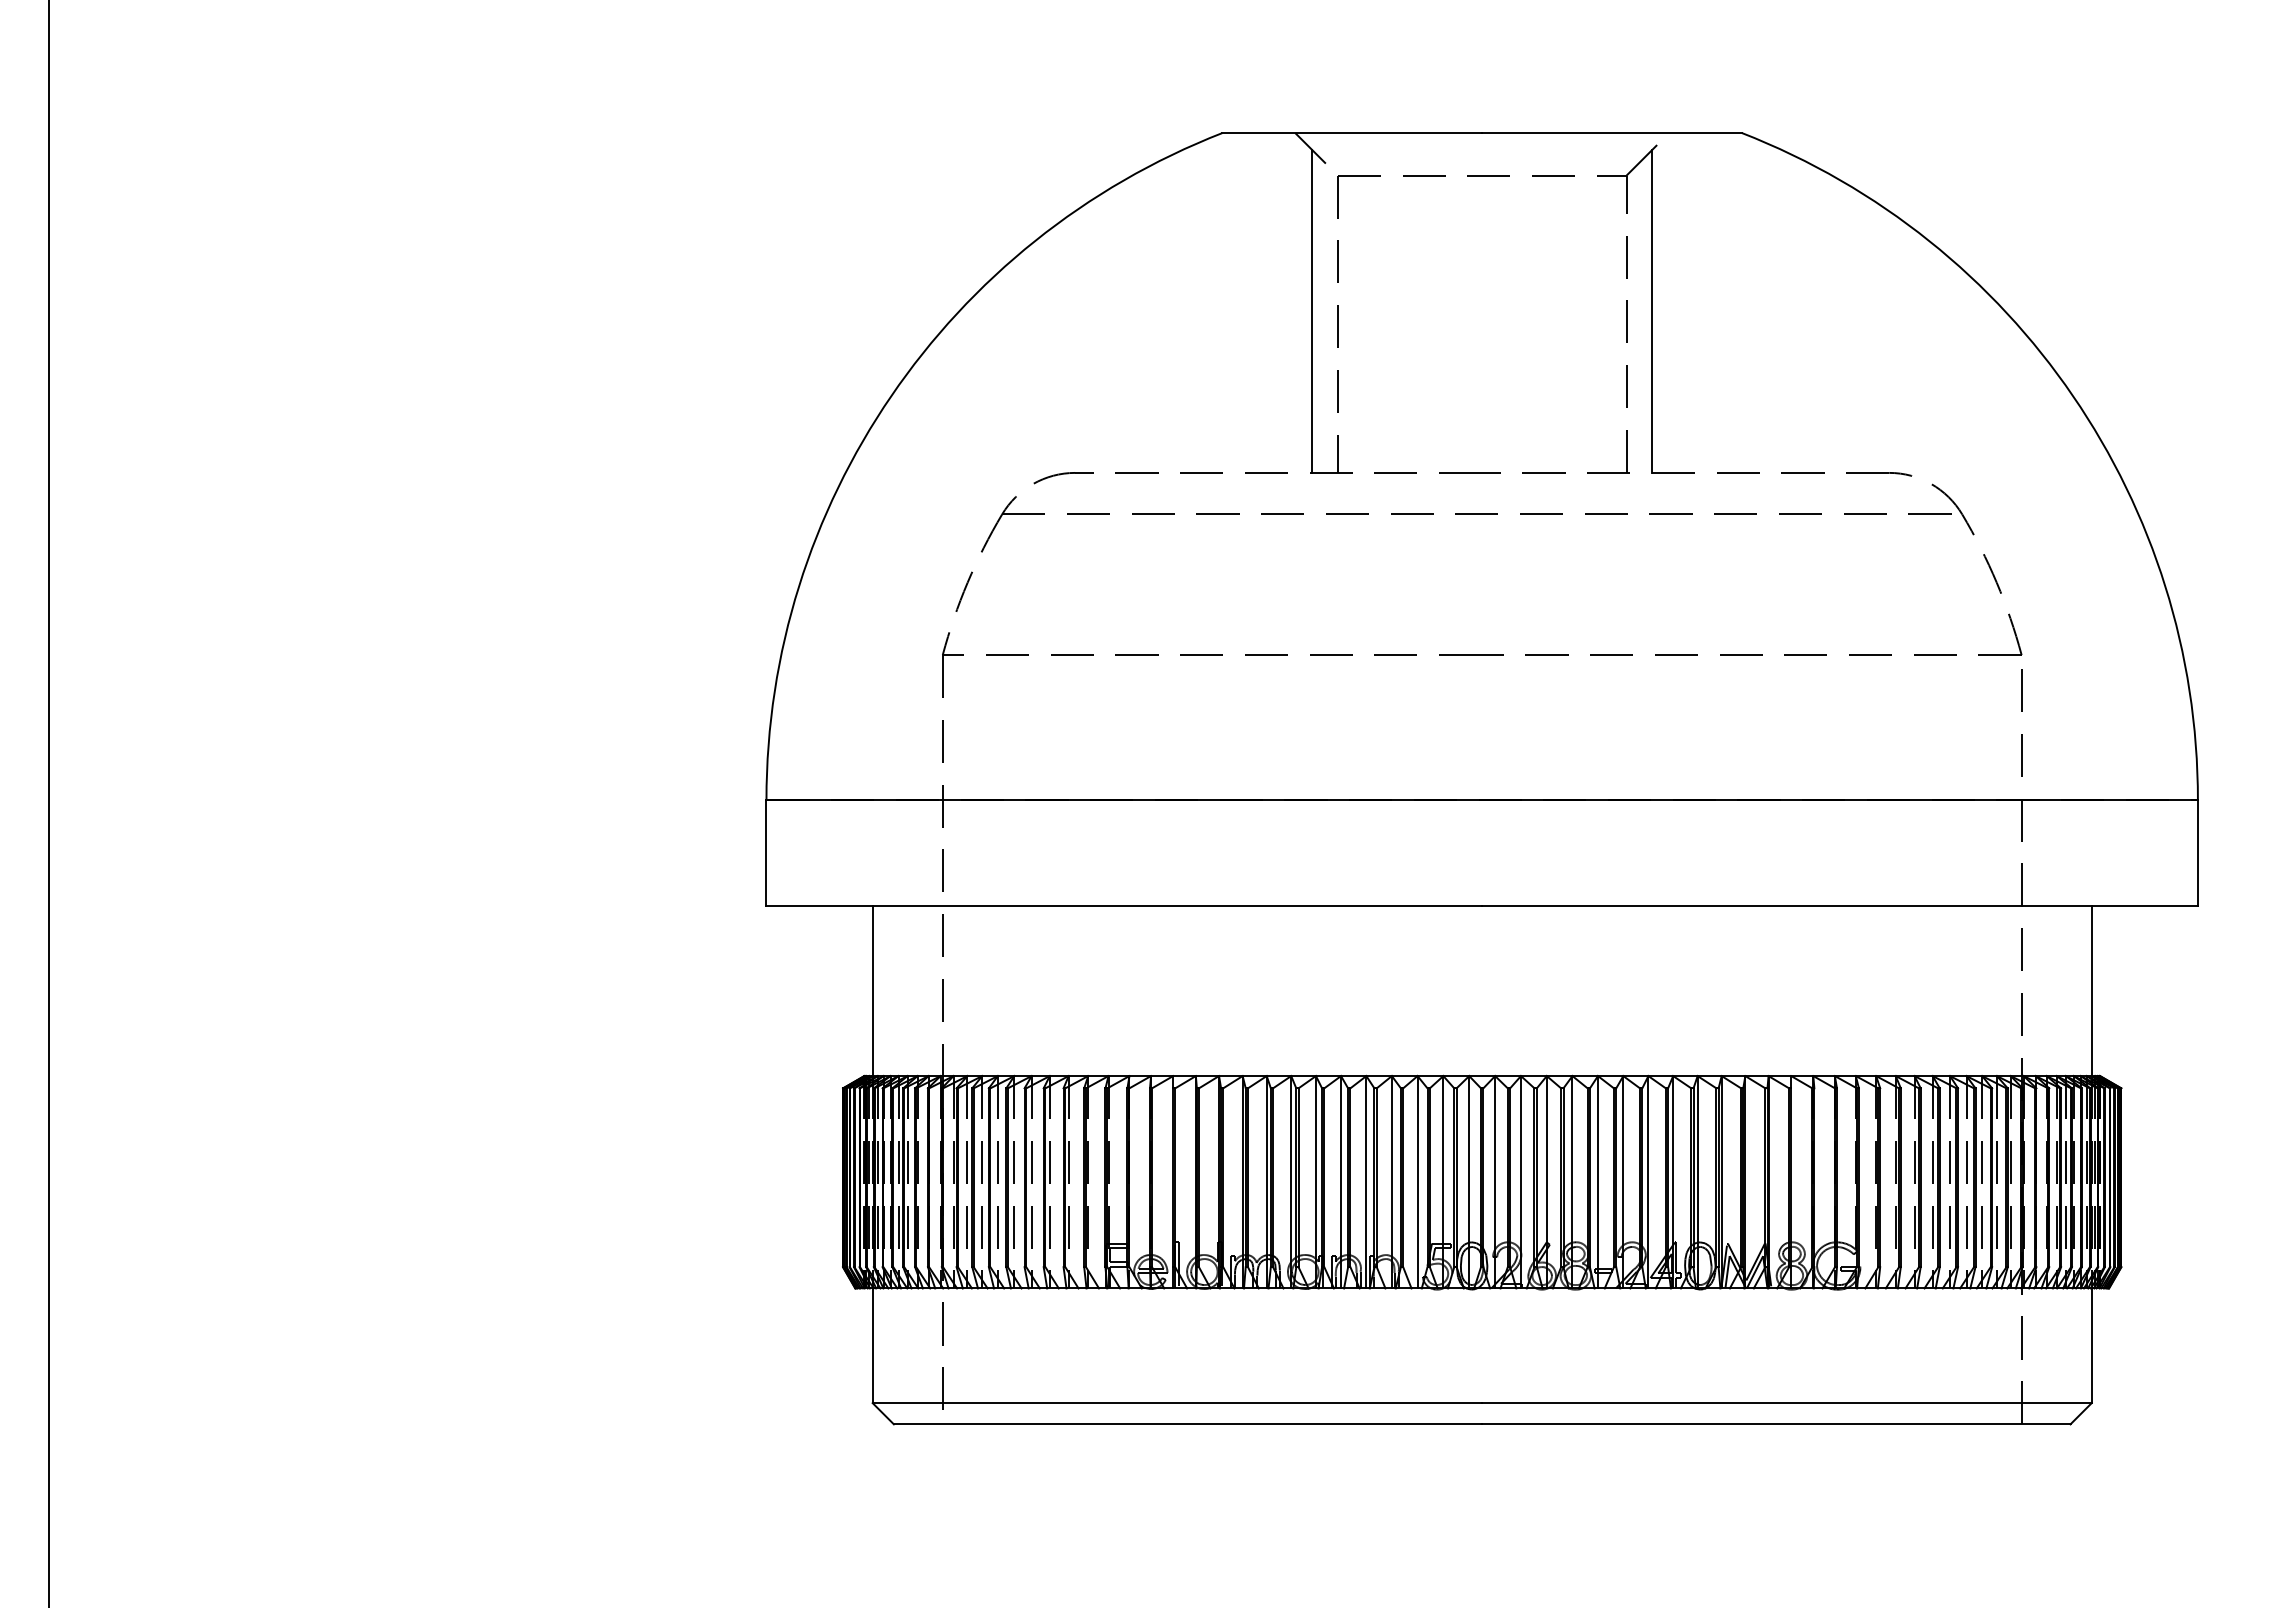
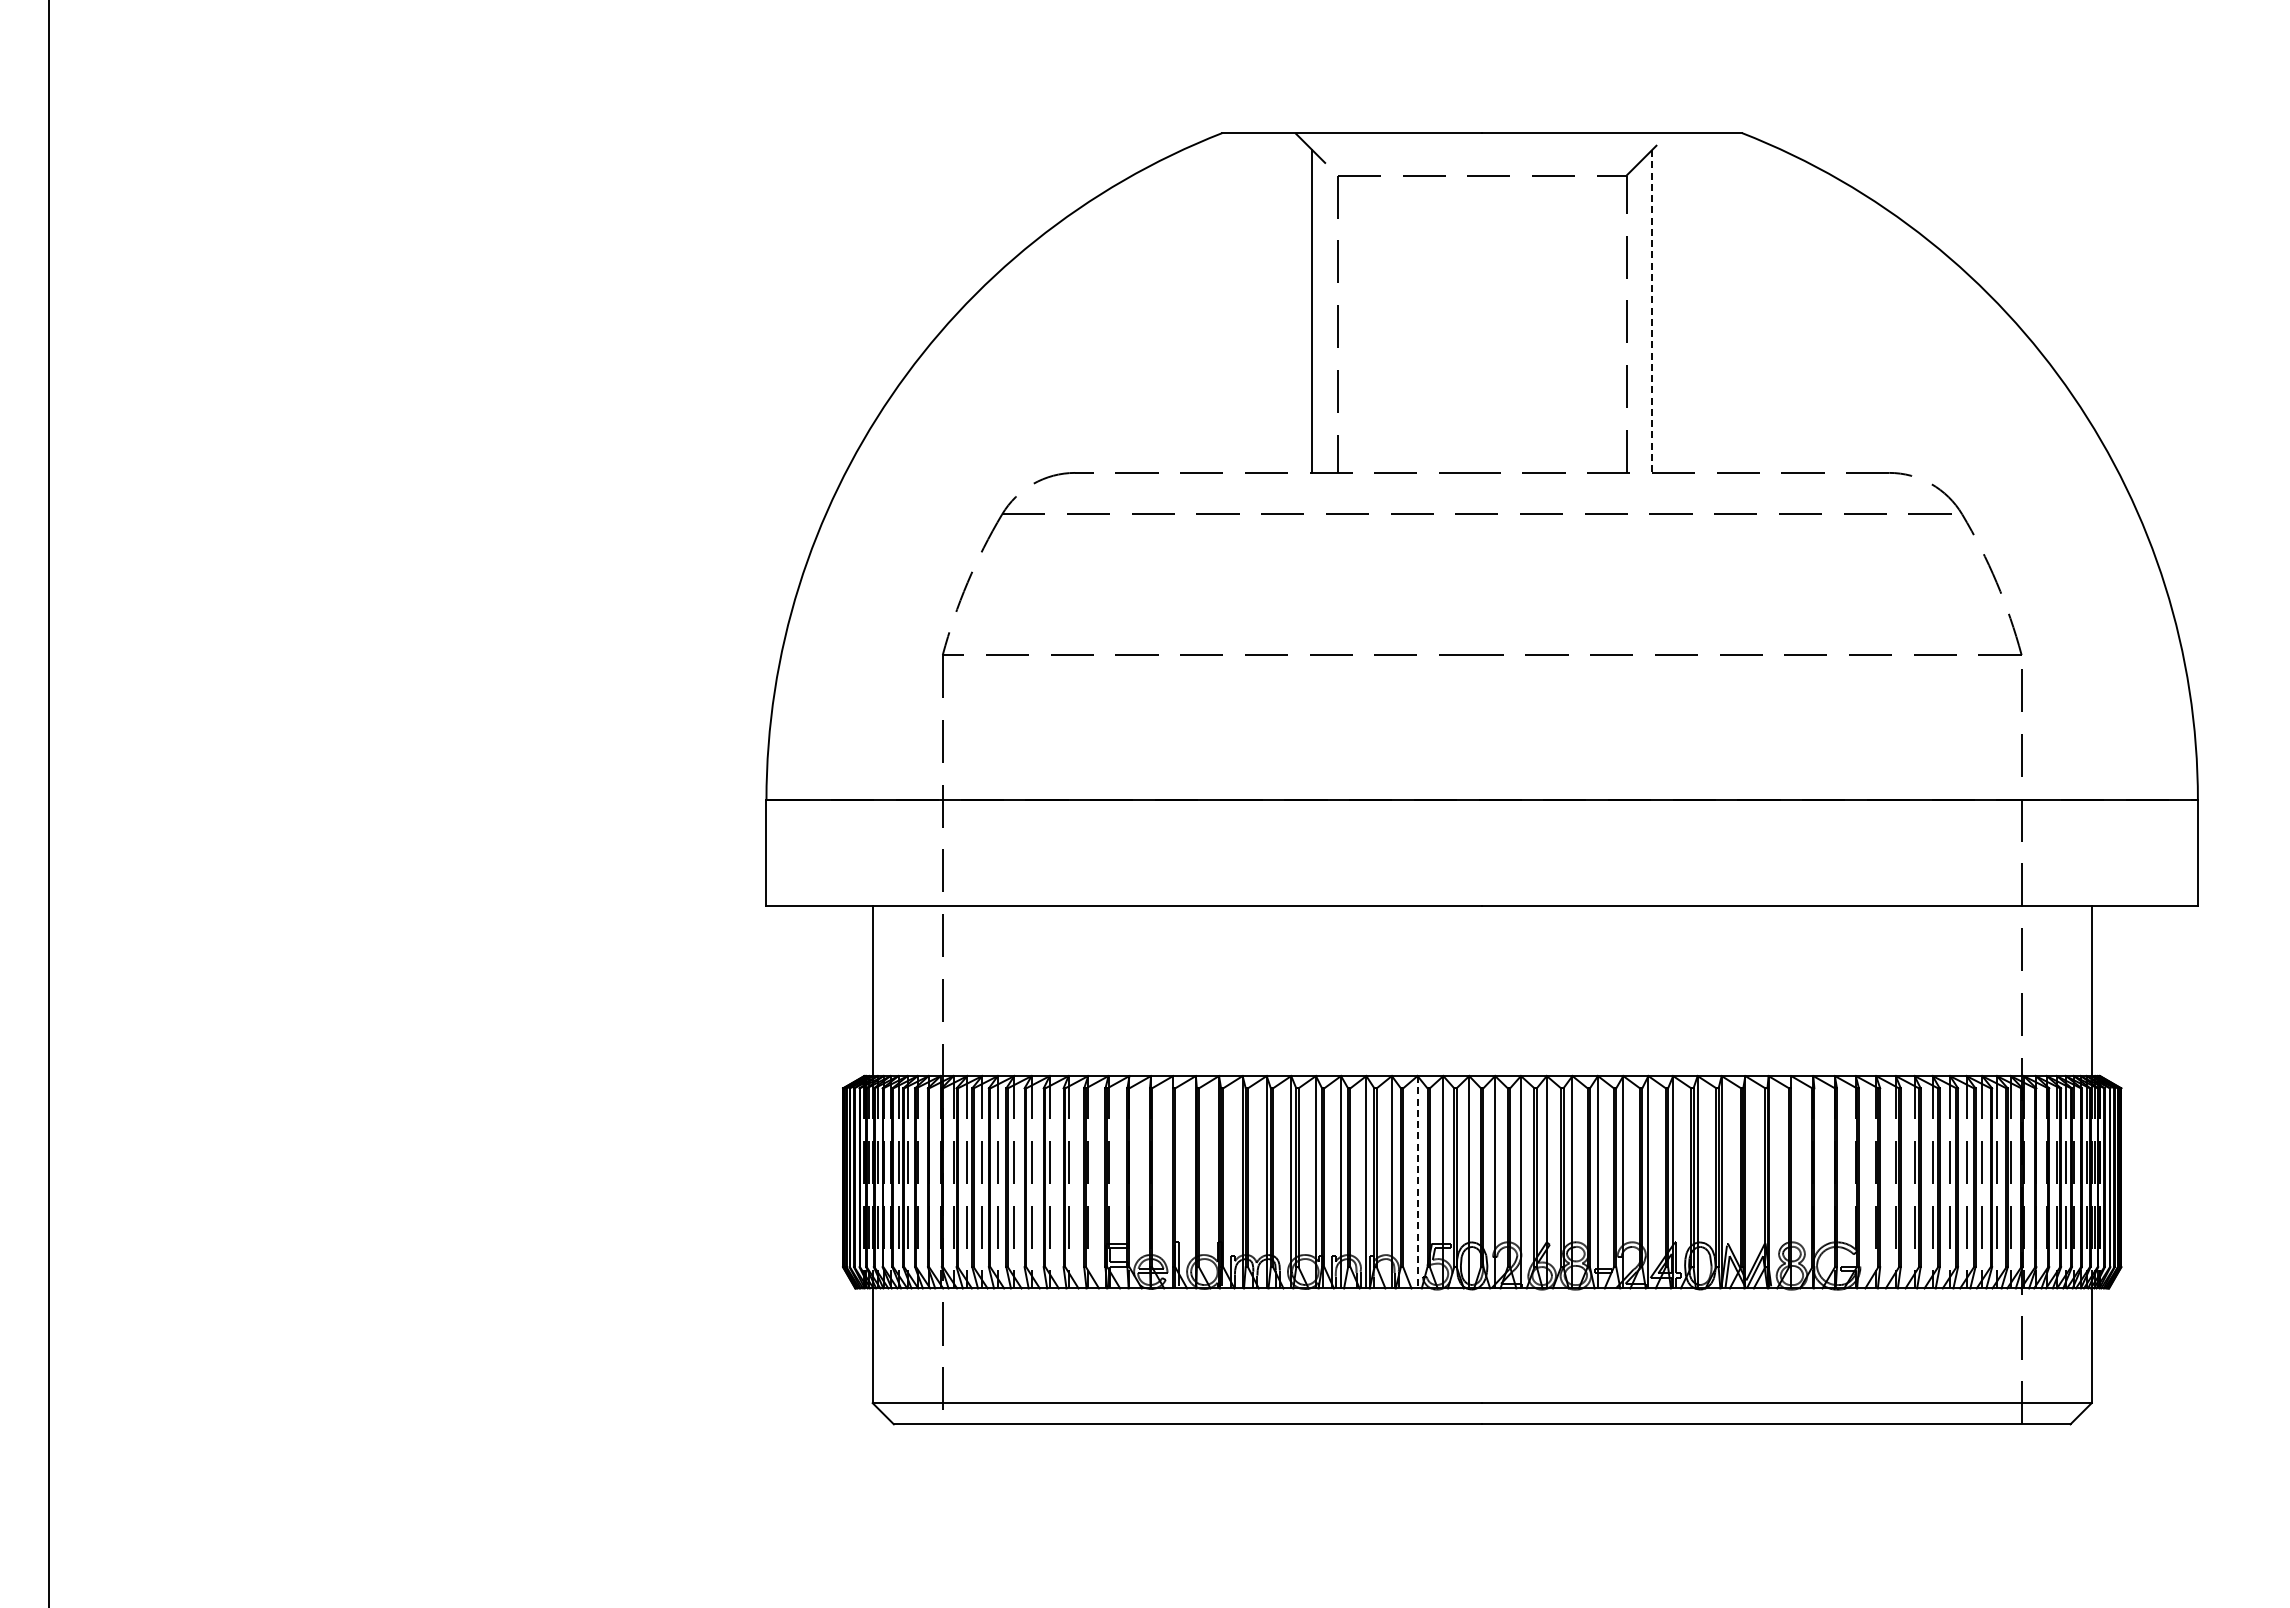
line: solid -> dashed (1652, 312)
line: solid -> dashed (1417, 1182)
